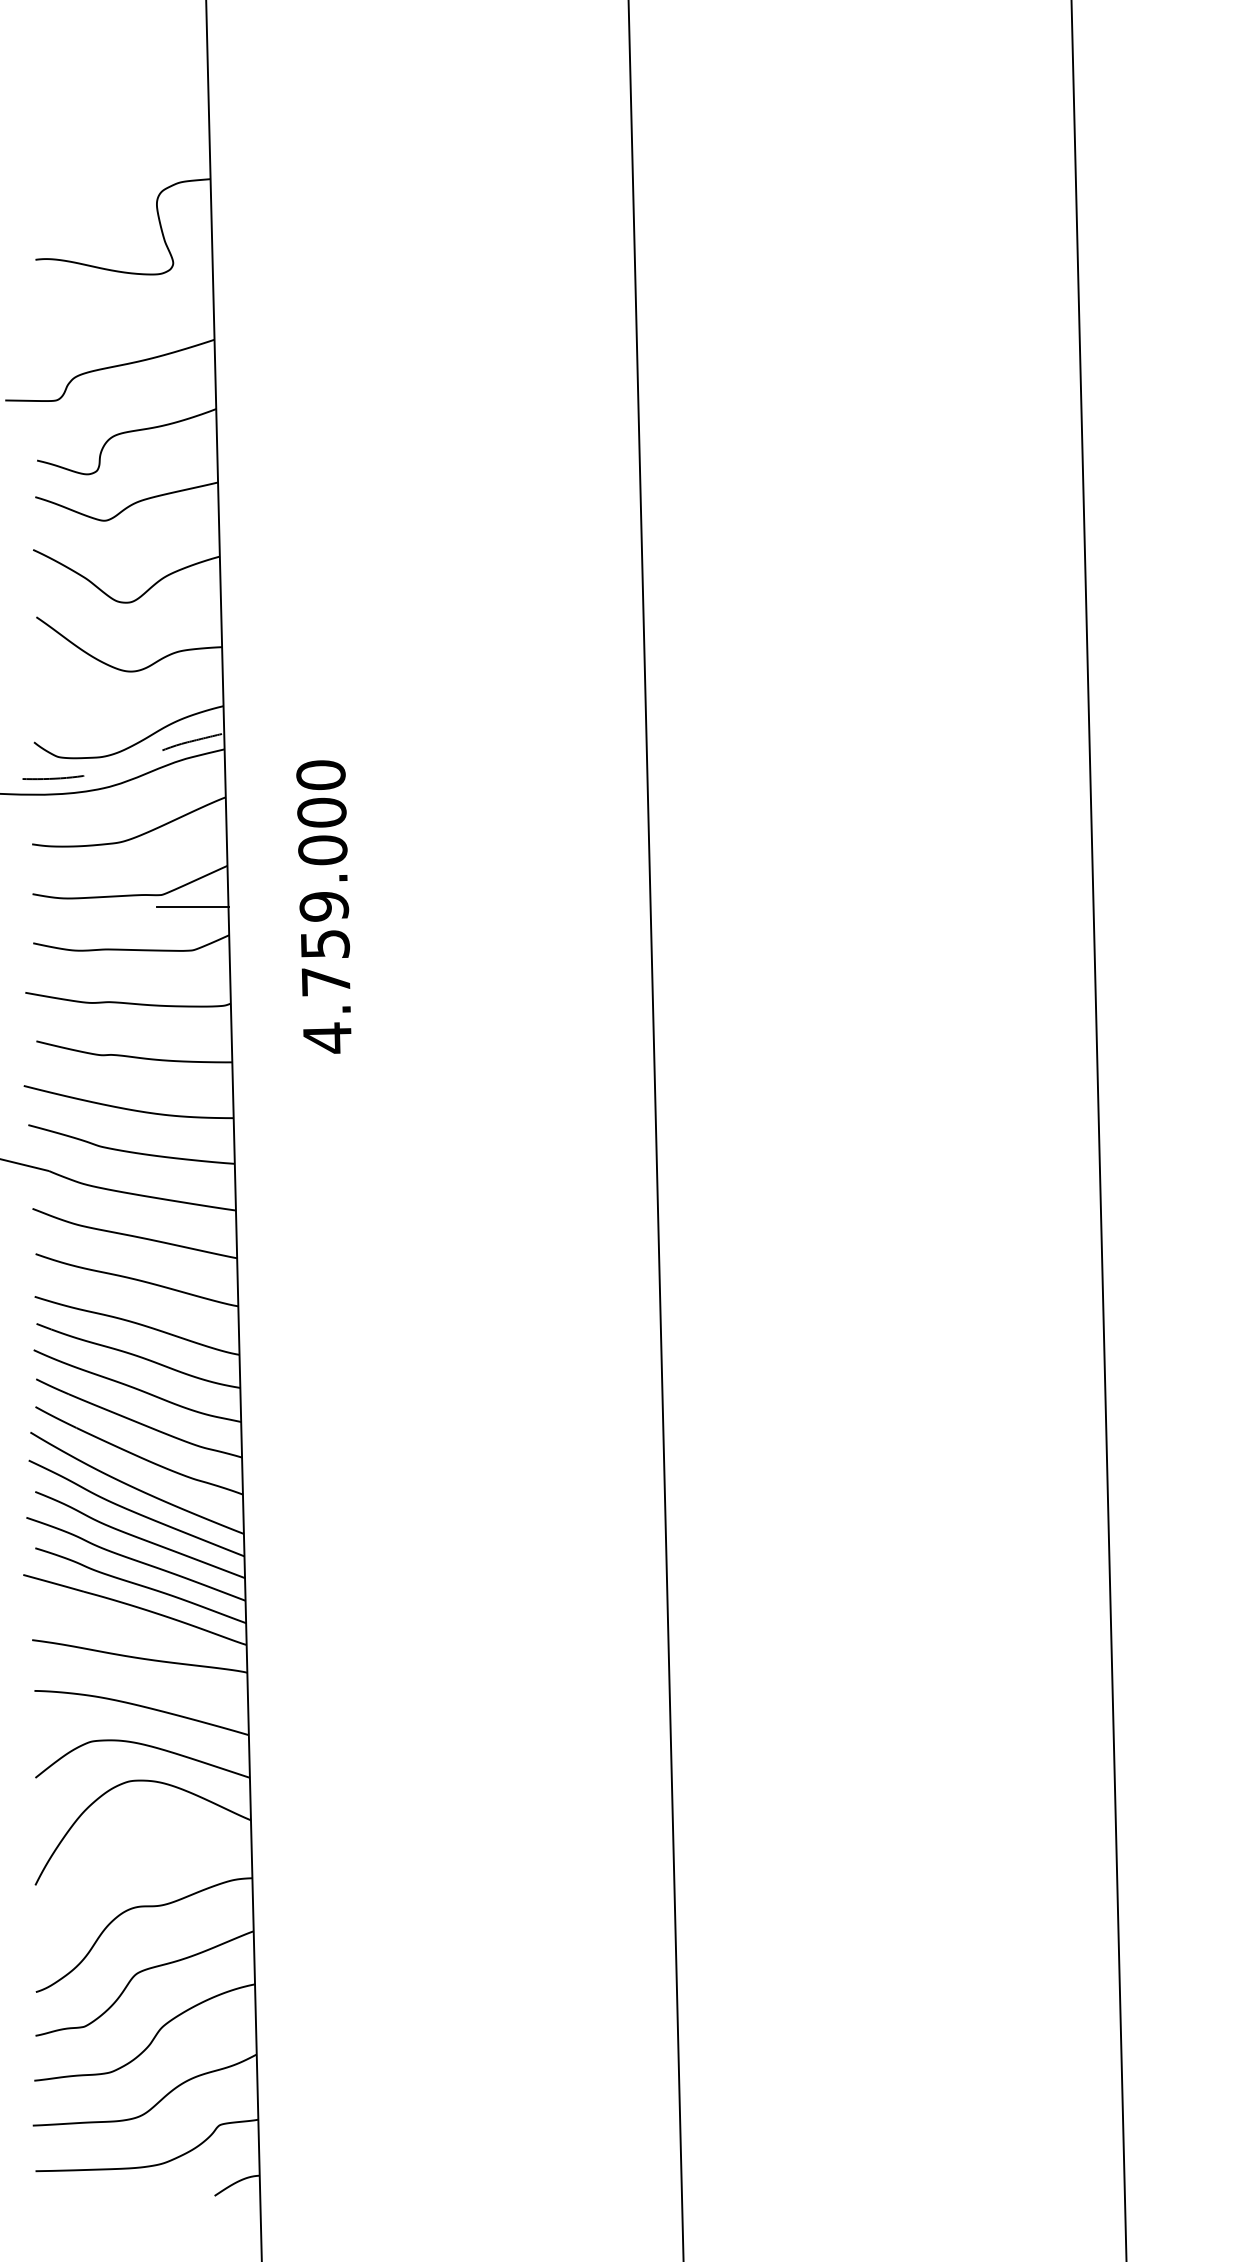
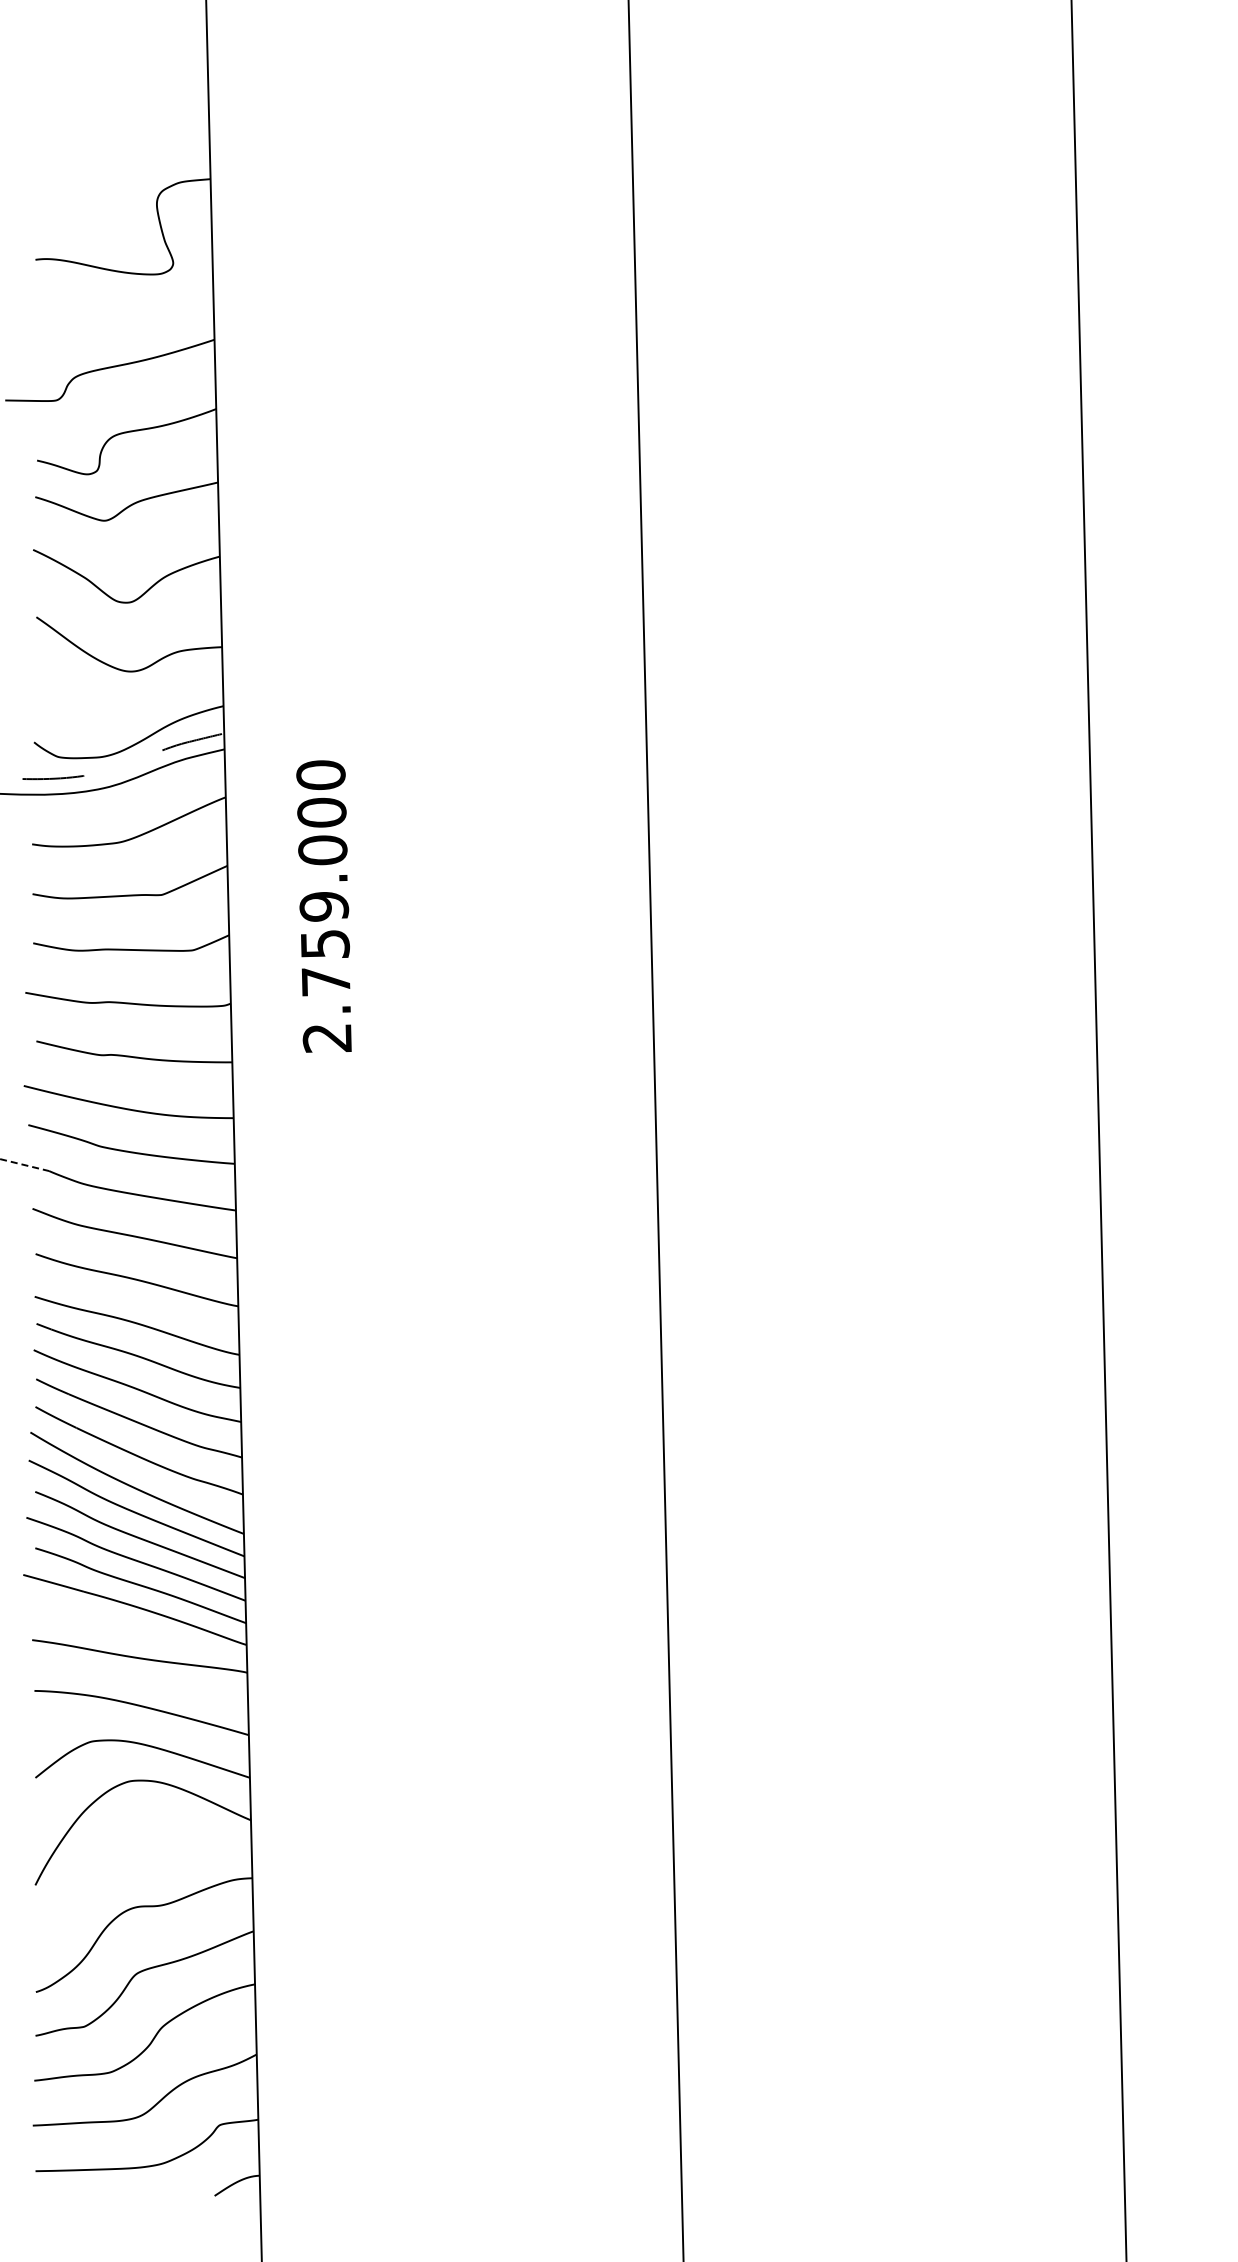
line: present -> none (192, 907)
text: 4.759.000 -> 2.759.000 (326, 1037)
line: solid -> dashed (24, 1165)
